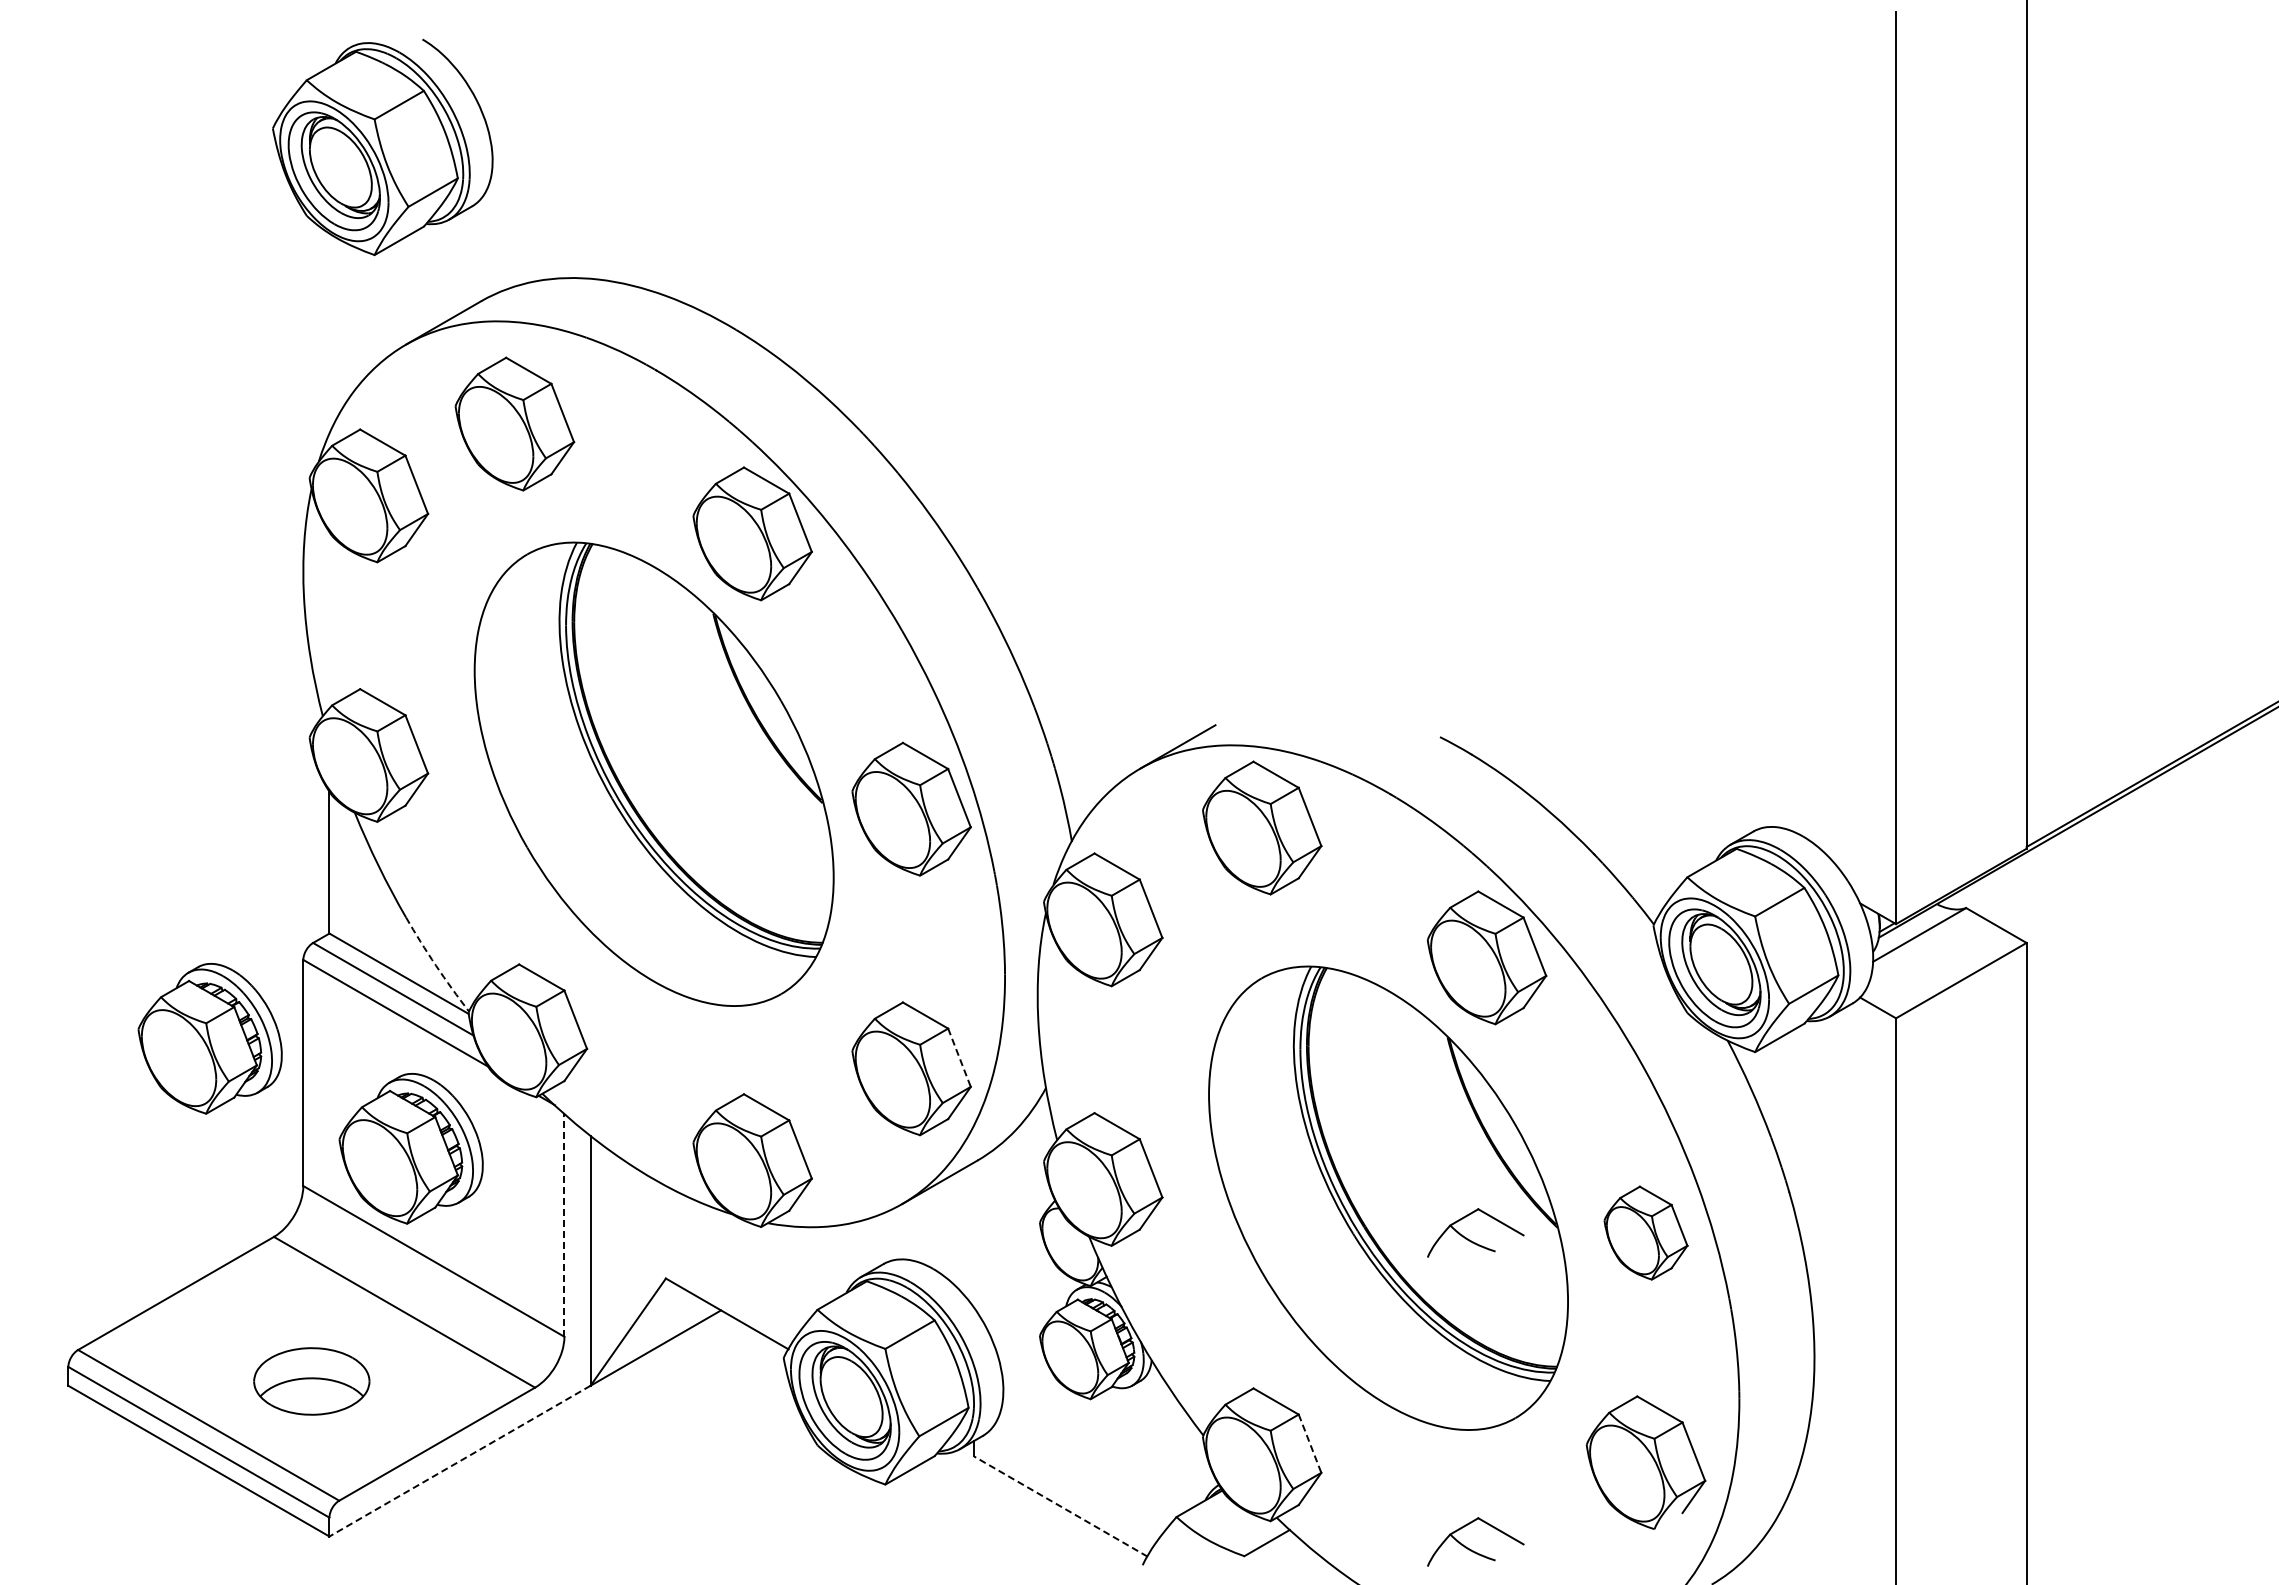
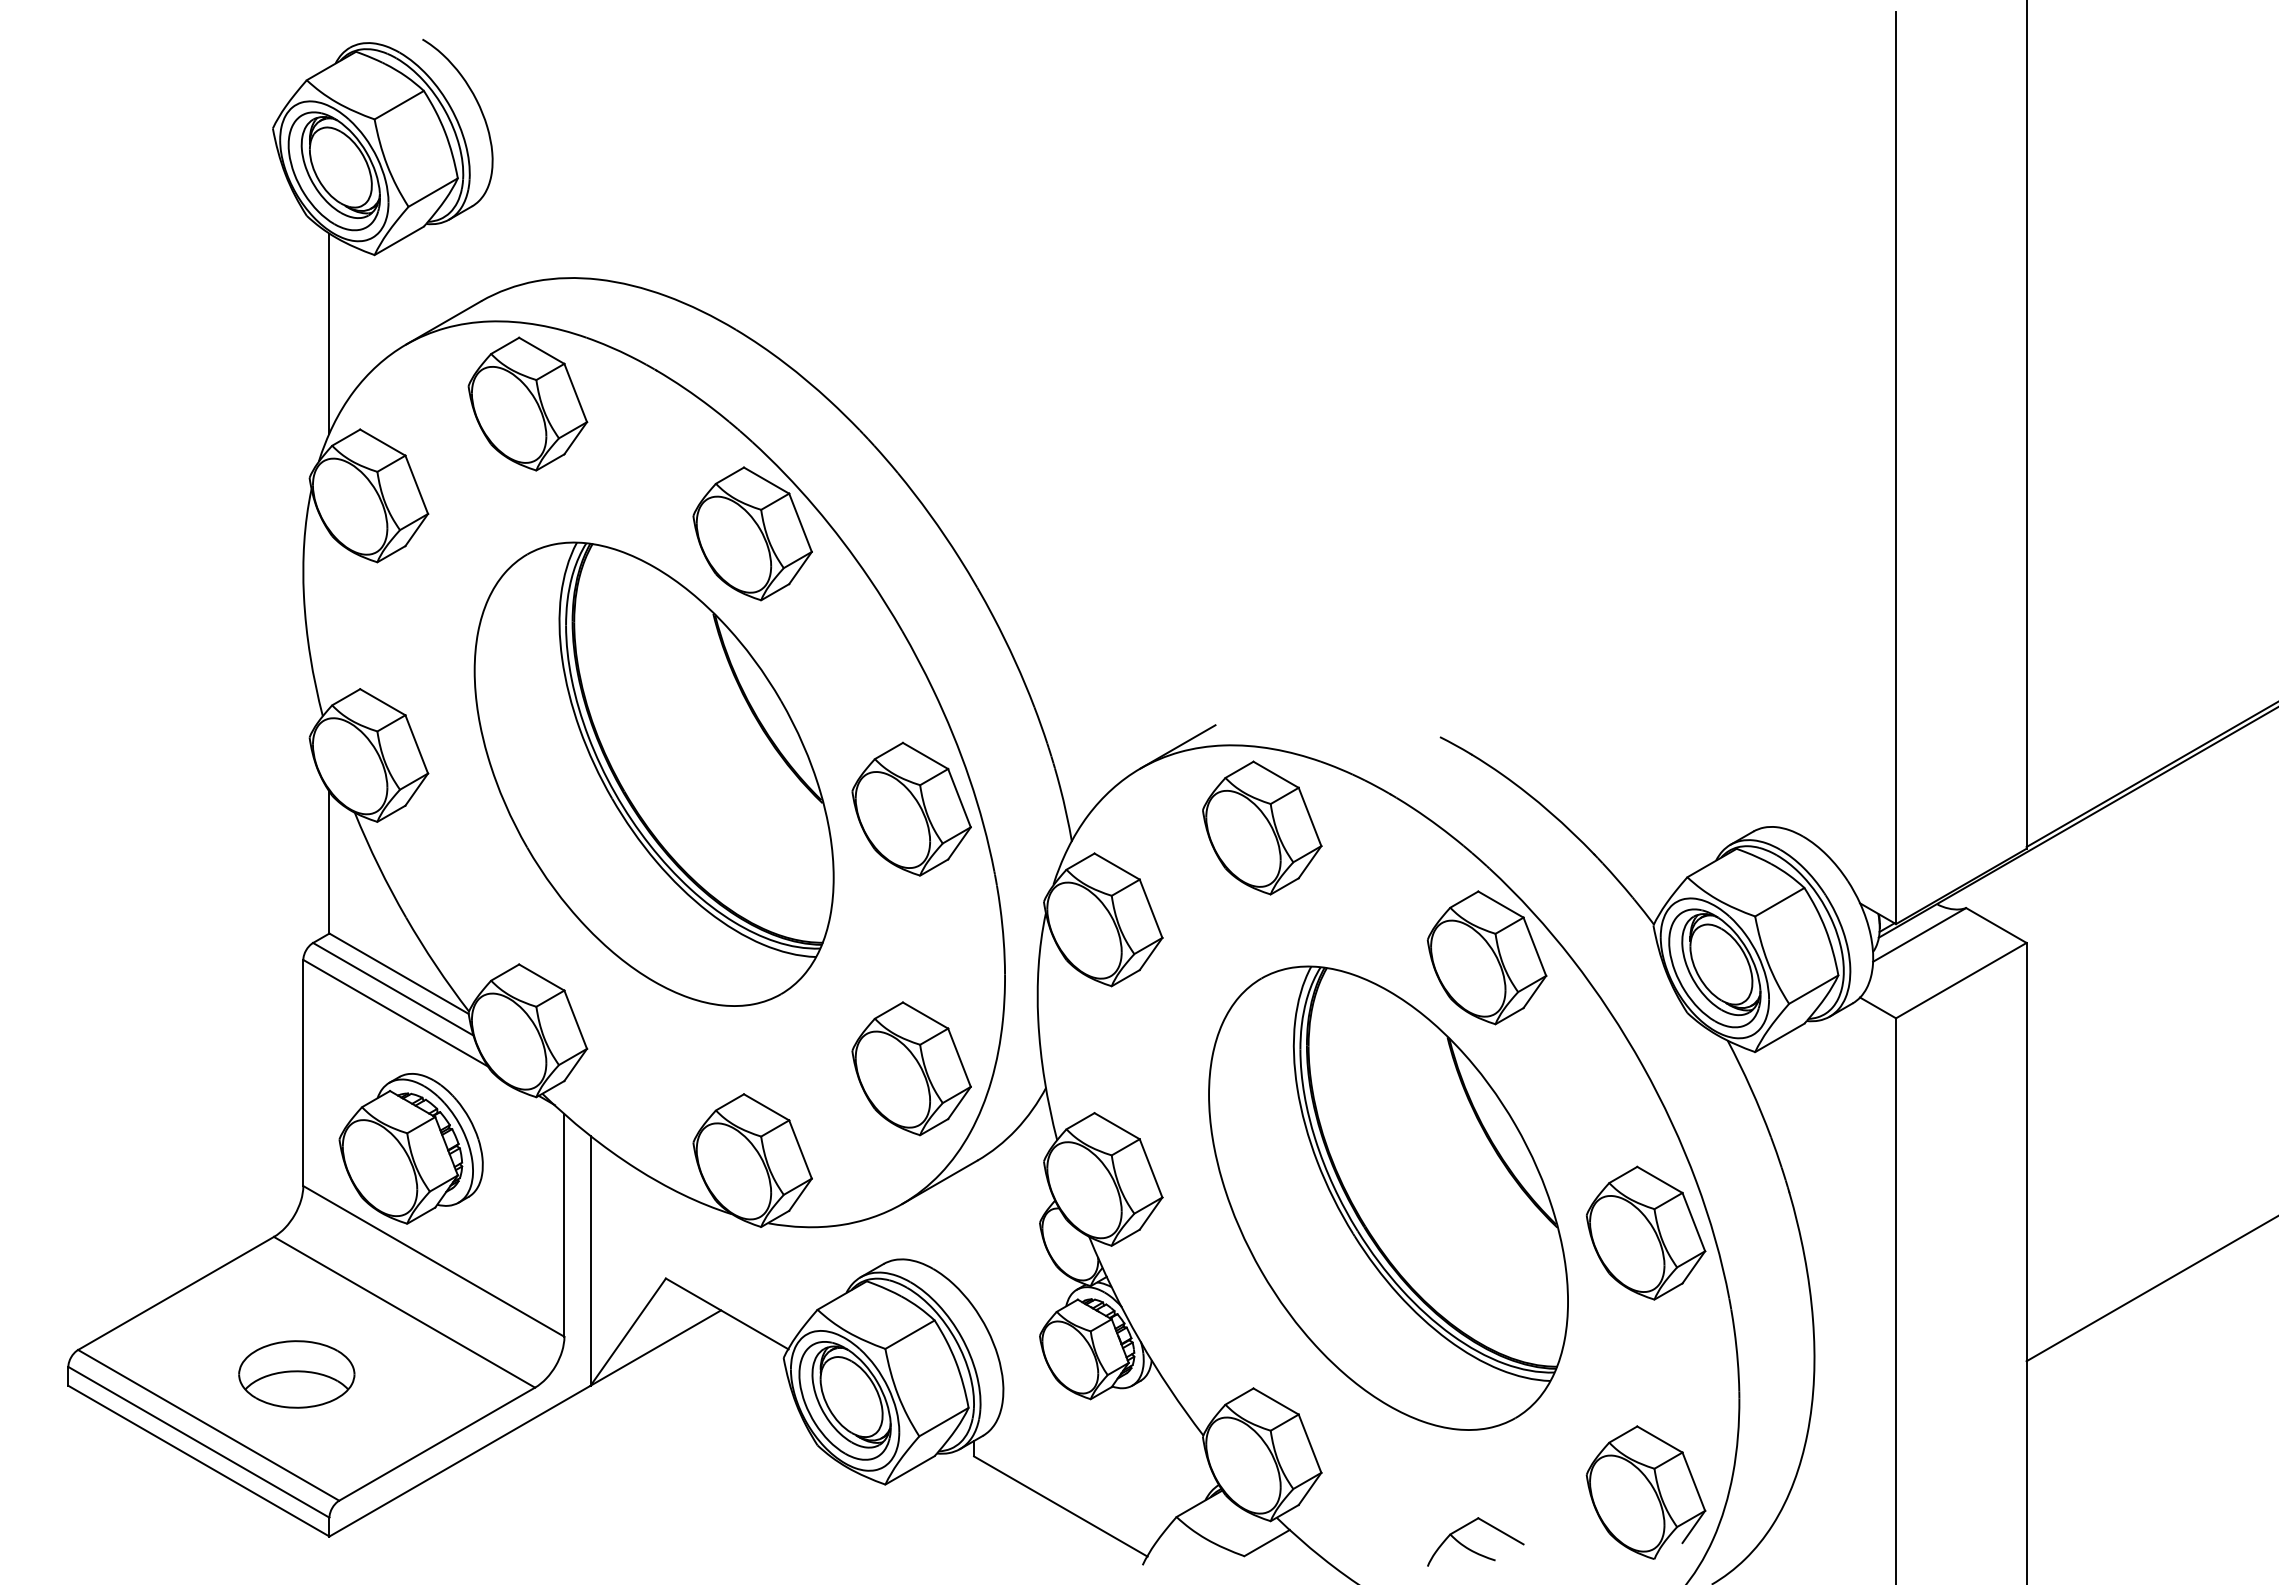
line: none -> present (329, 333)
part position: (514, 423) -> (527, 403) (527, 403)
arc: dashed -> solid (435, 965)
part: present -> none (209, 1038)
line: dashed -> solid (959, 1058)
line: dashed -> solid (564, 1224)
part size: 86x96 px -> 122x136 px (1645, 1232)
part: present -> none (1471, 1240)
line: none -> present (2150, 1289)
part position: (311, 1381) -> (296, 1374) (296, 1374)
line: dashed -> solid (1310, 1444)
line: dashed -> solid (460, 1461)
part position: (1645, 1462) -> (1645, 1492) (1645, 1492)
line: dashed -> solid (1060, 1506)
